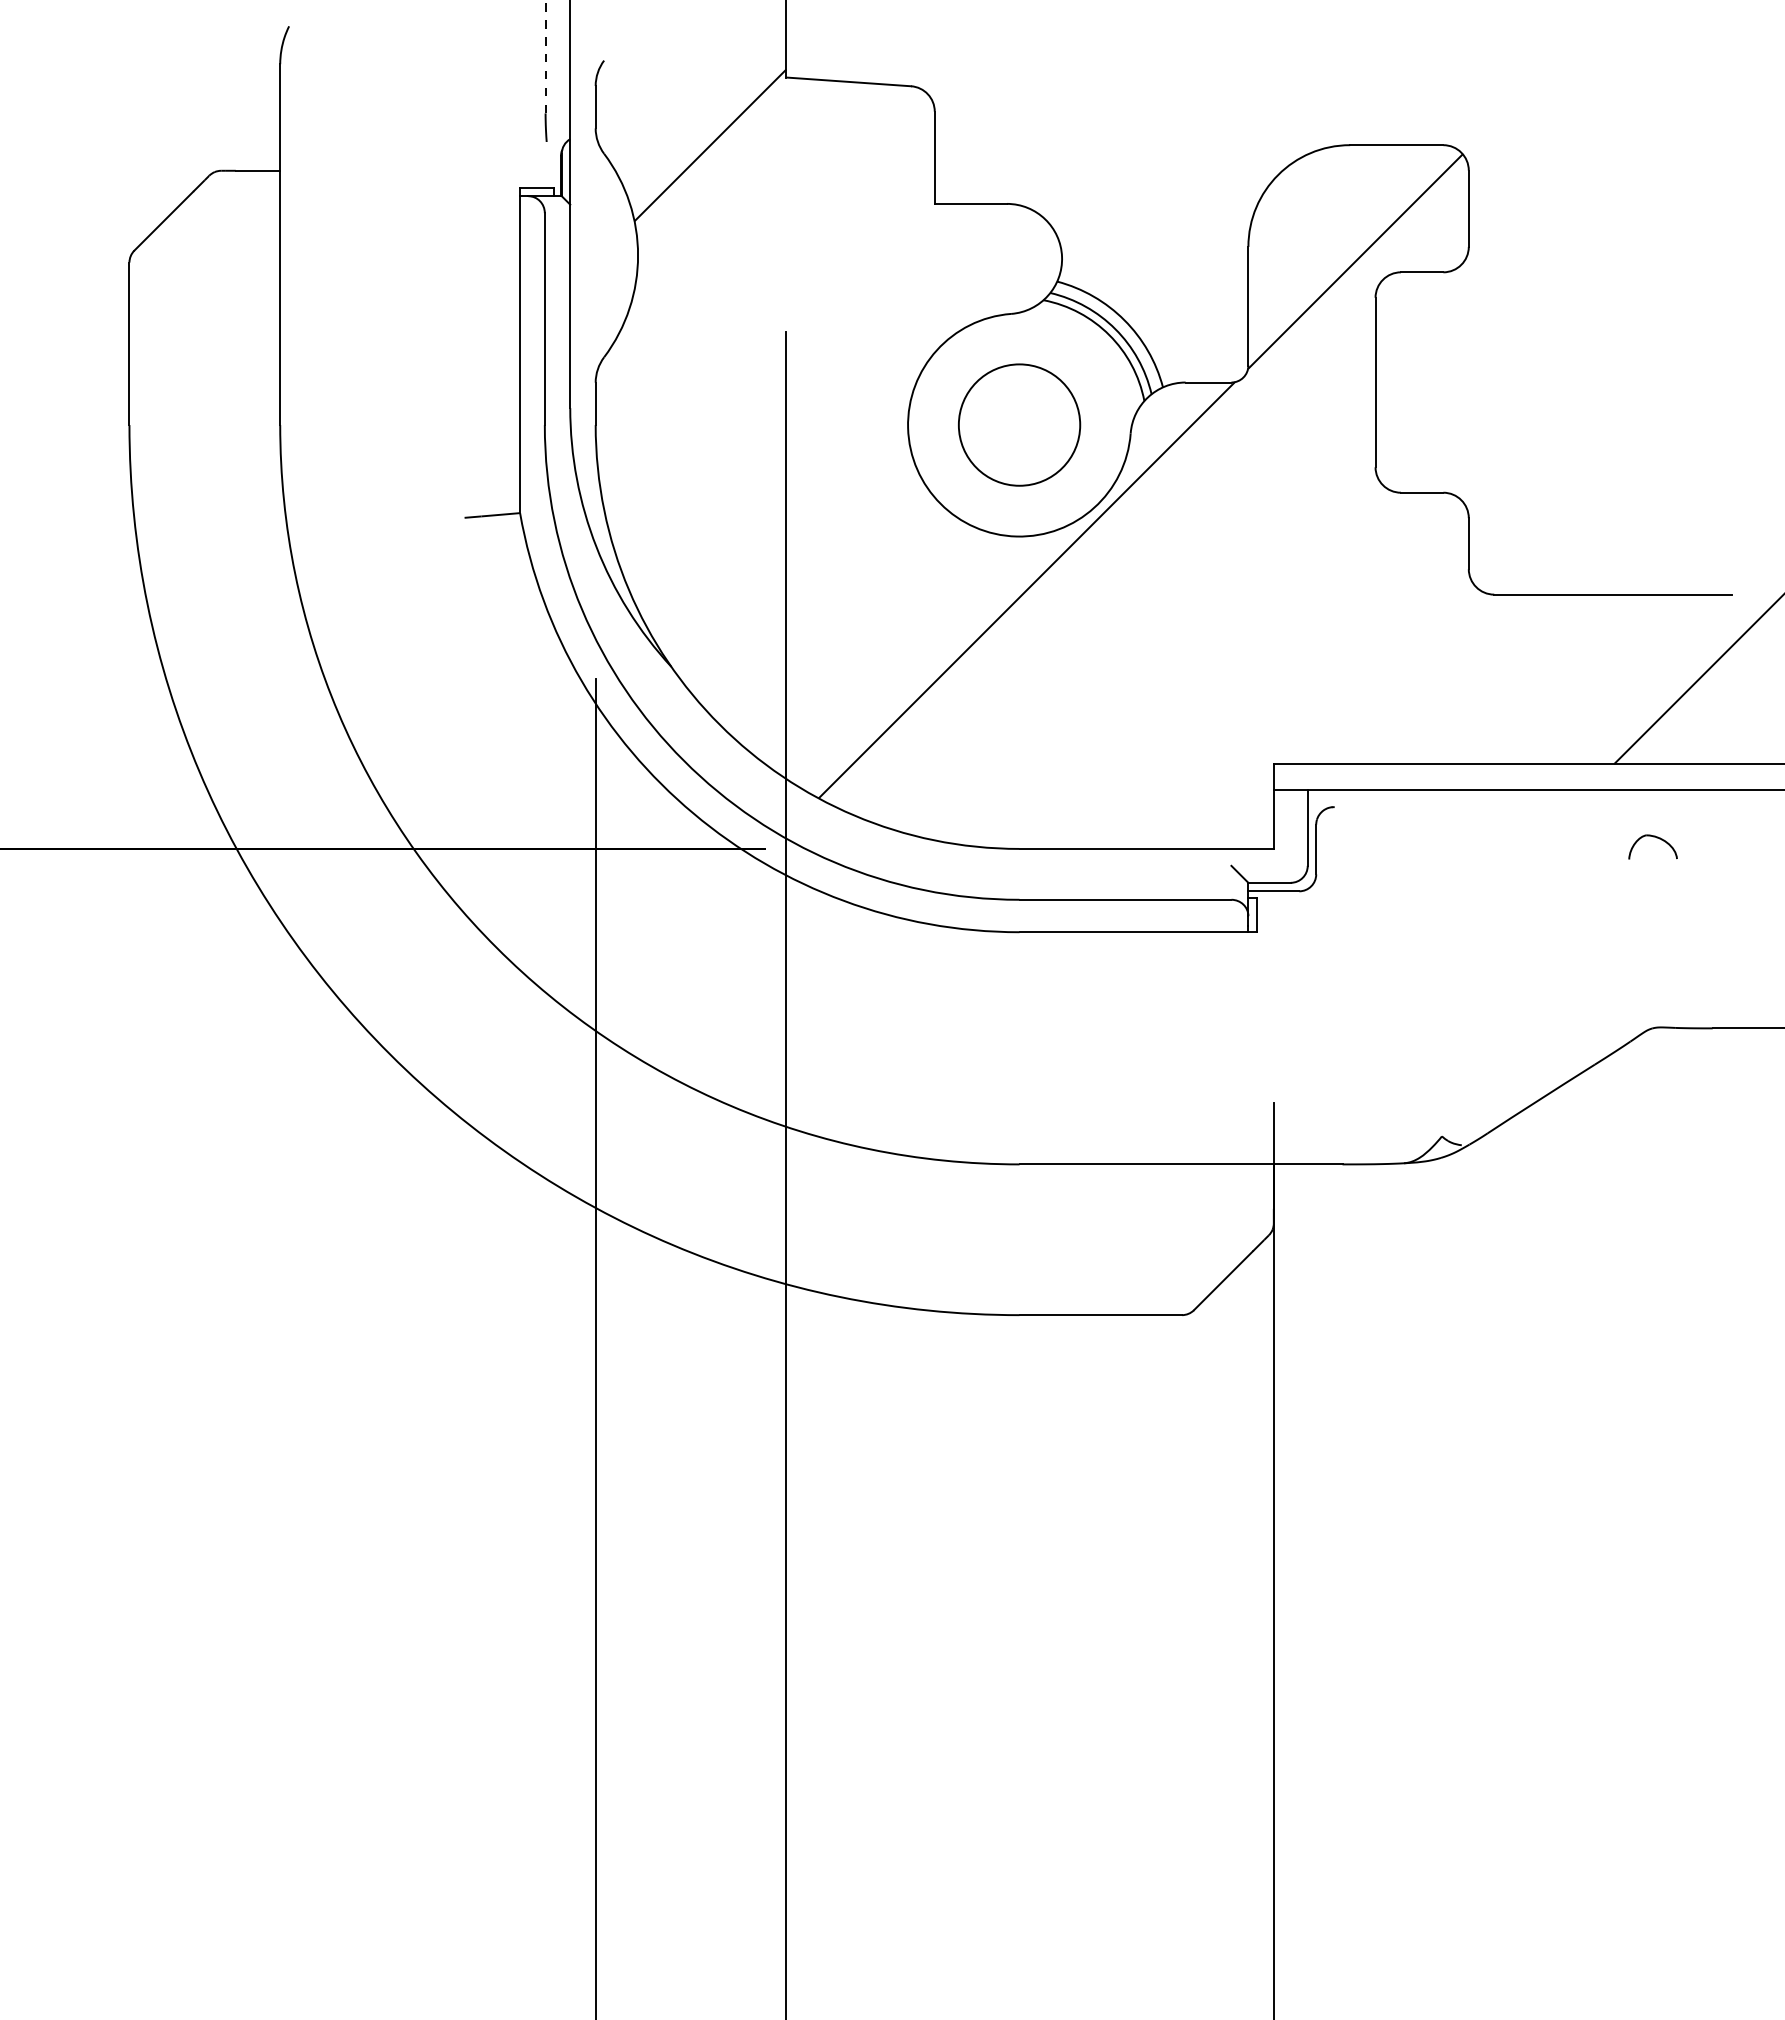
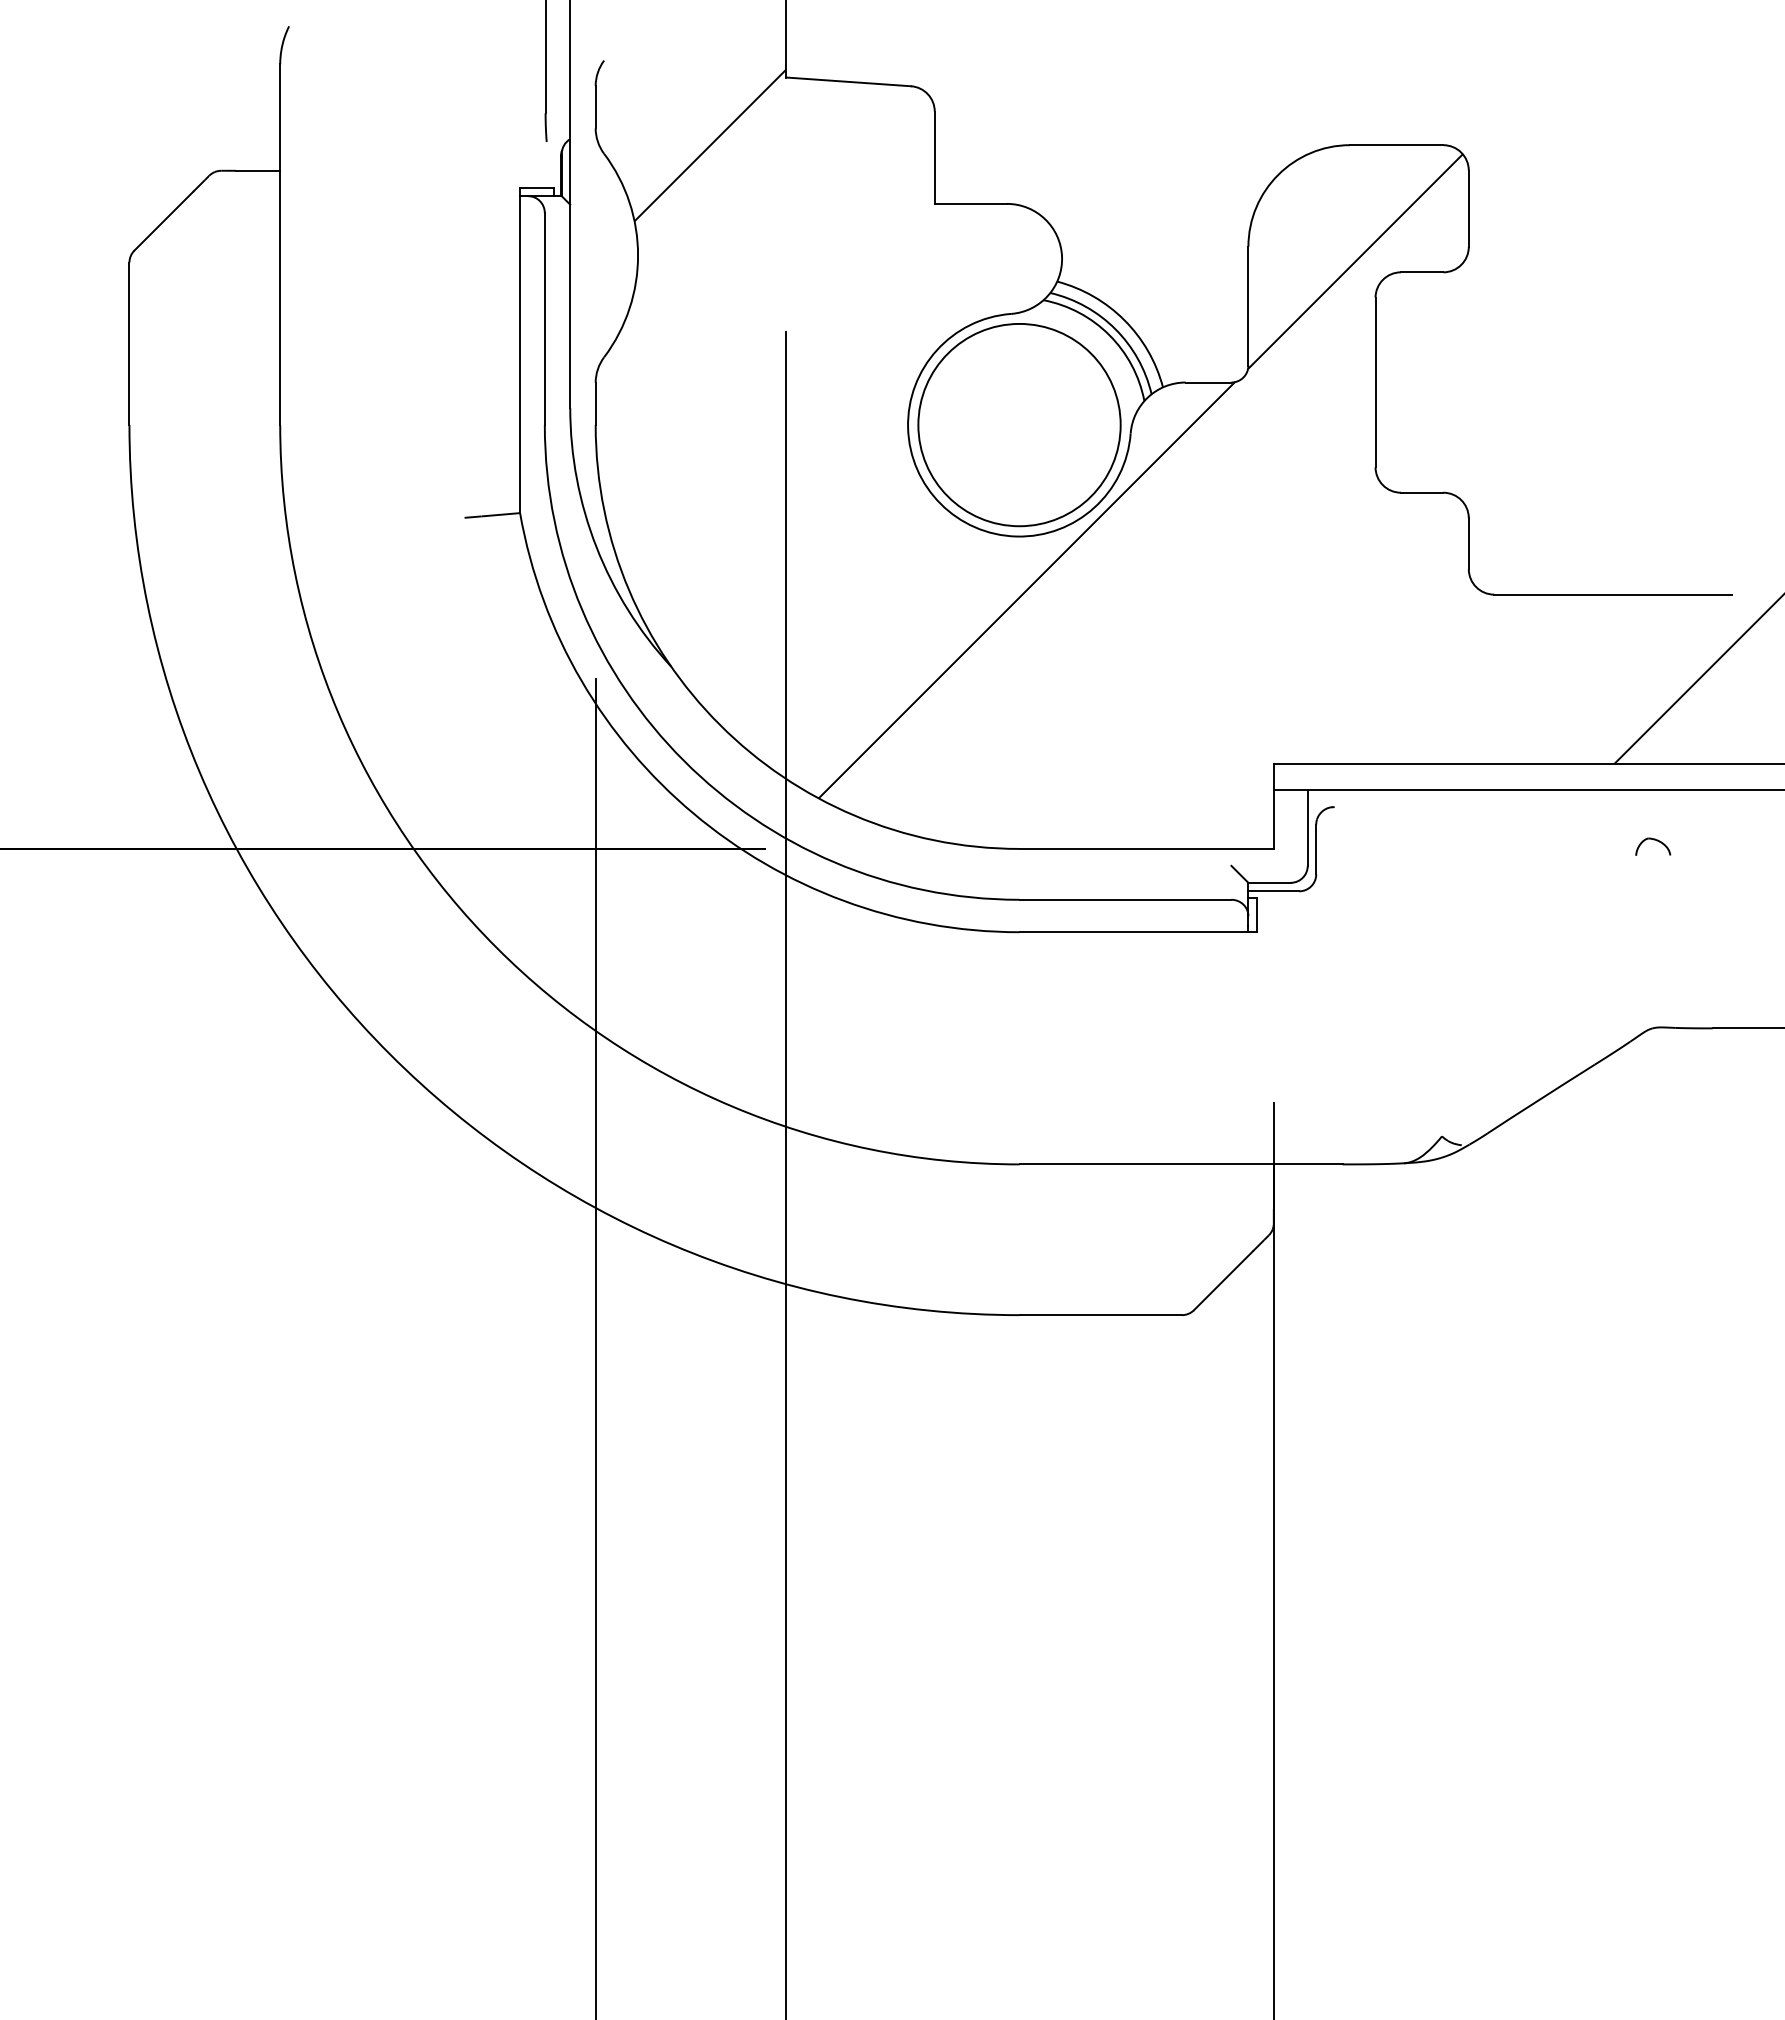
line: dashed -> solid (545, 56)
circle diameter: 121 px -> 202 px (1019, 424)
part size: 50x26 px -> 37x19 px (1653, 846)
